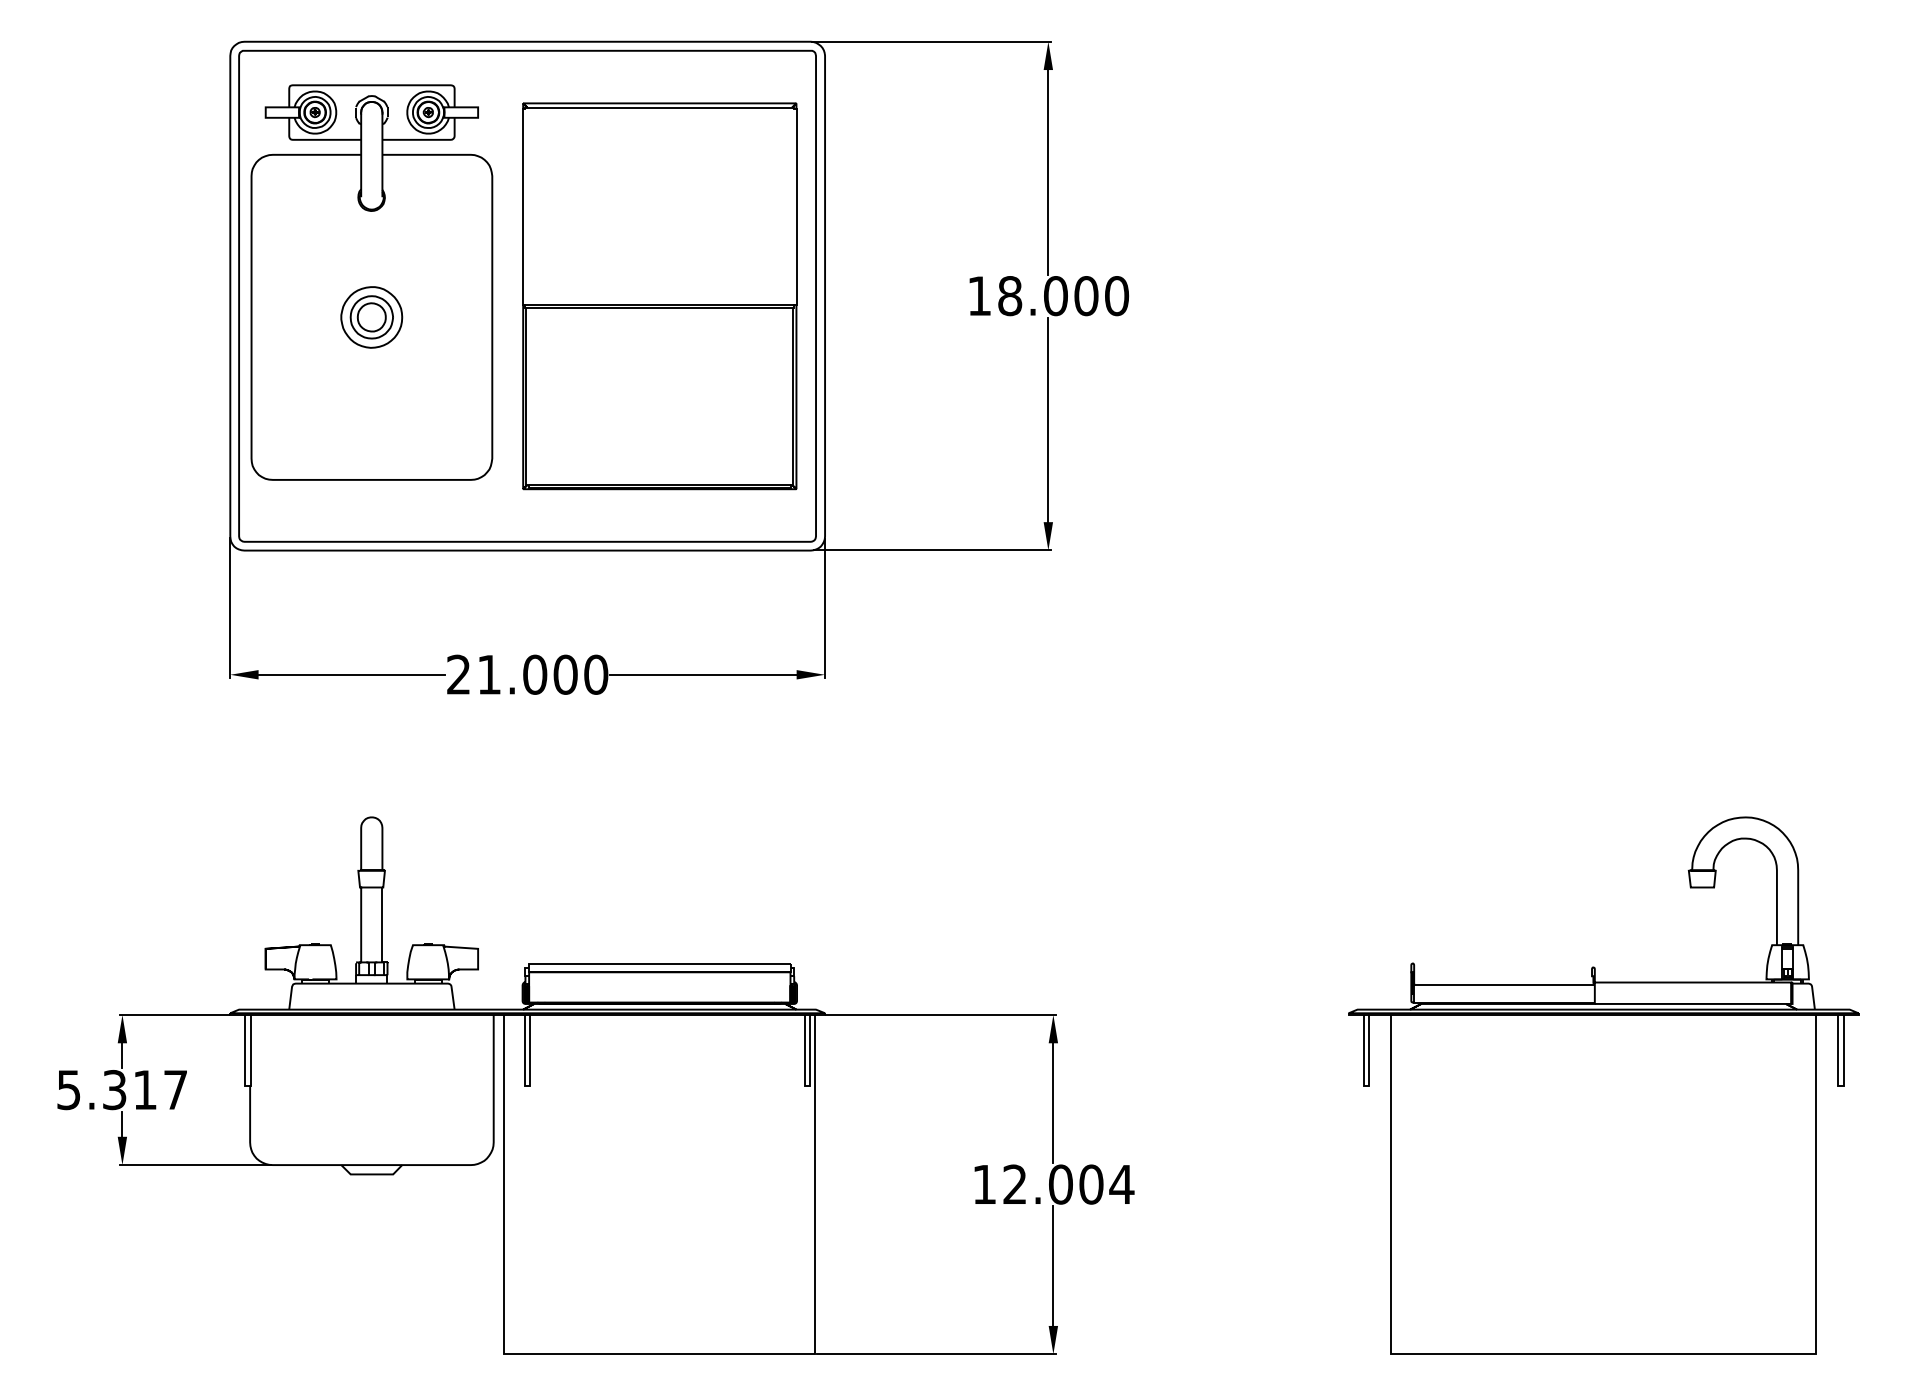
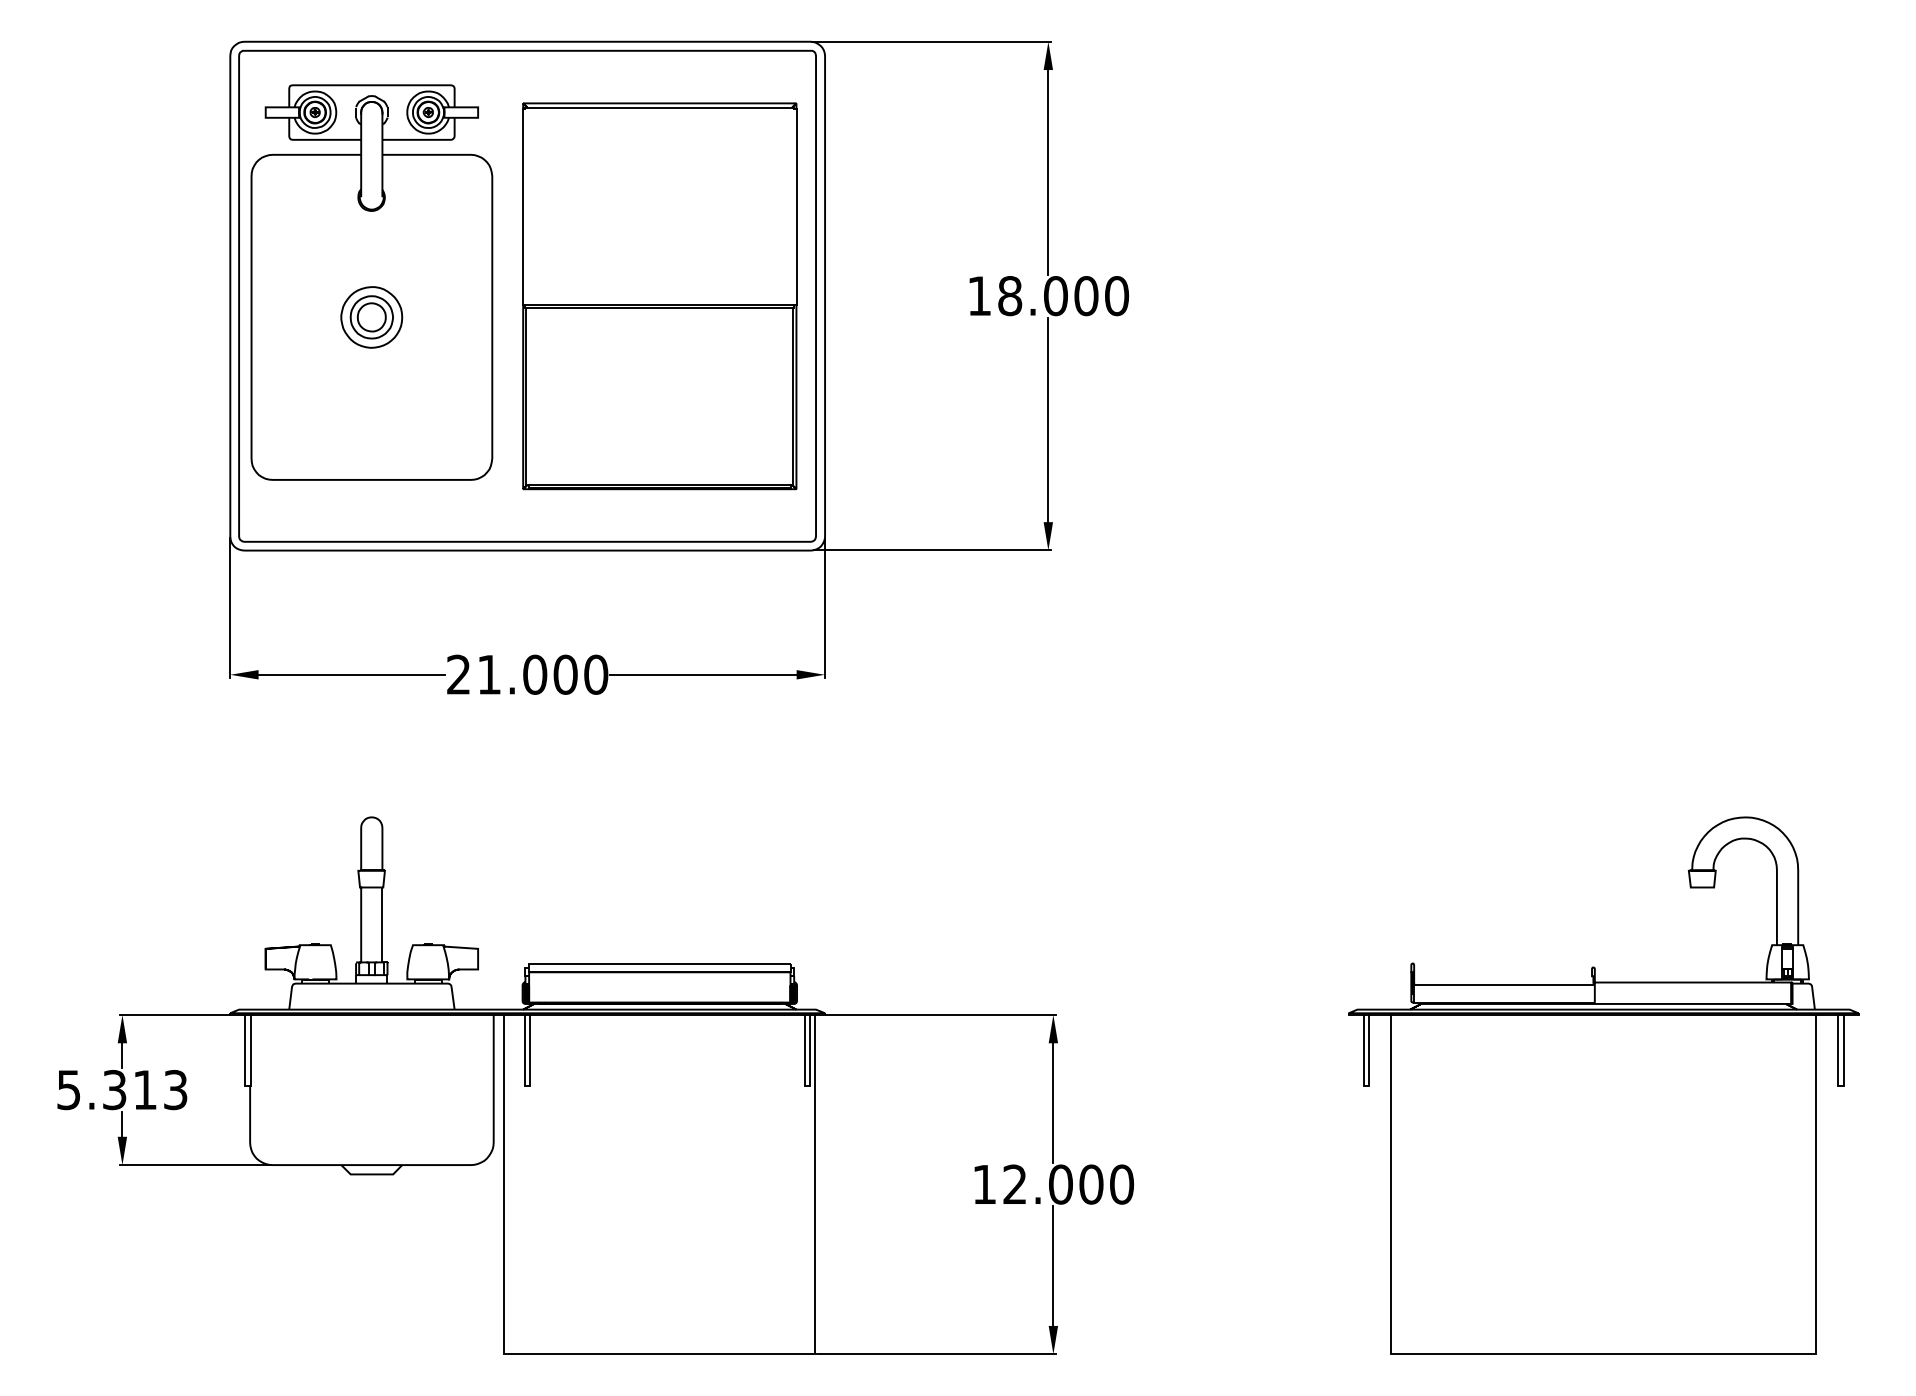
text: 5.317 -> 5.313 (175, 1090)
text: 12.004 -> 12.000 (1121, 1184)
